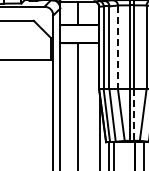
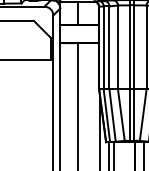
line: dashed -> solid (118, 47)
line: dashed -> solid (134, 115)
